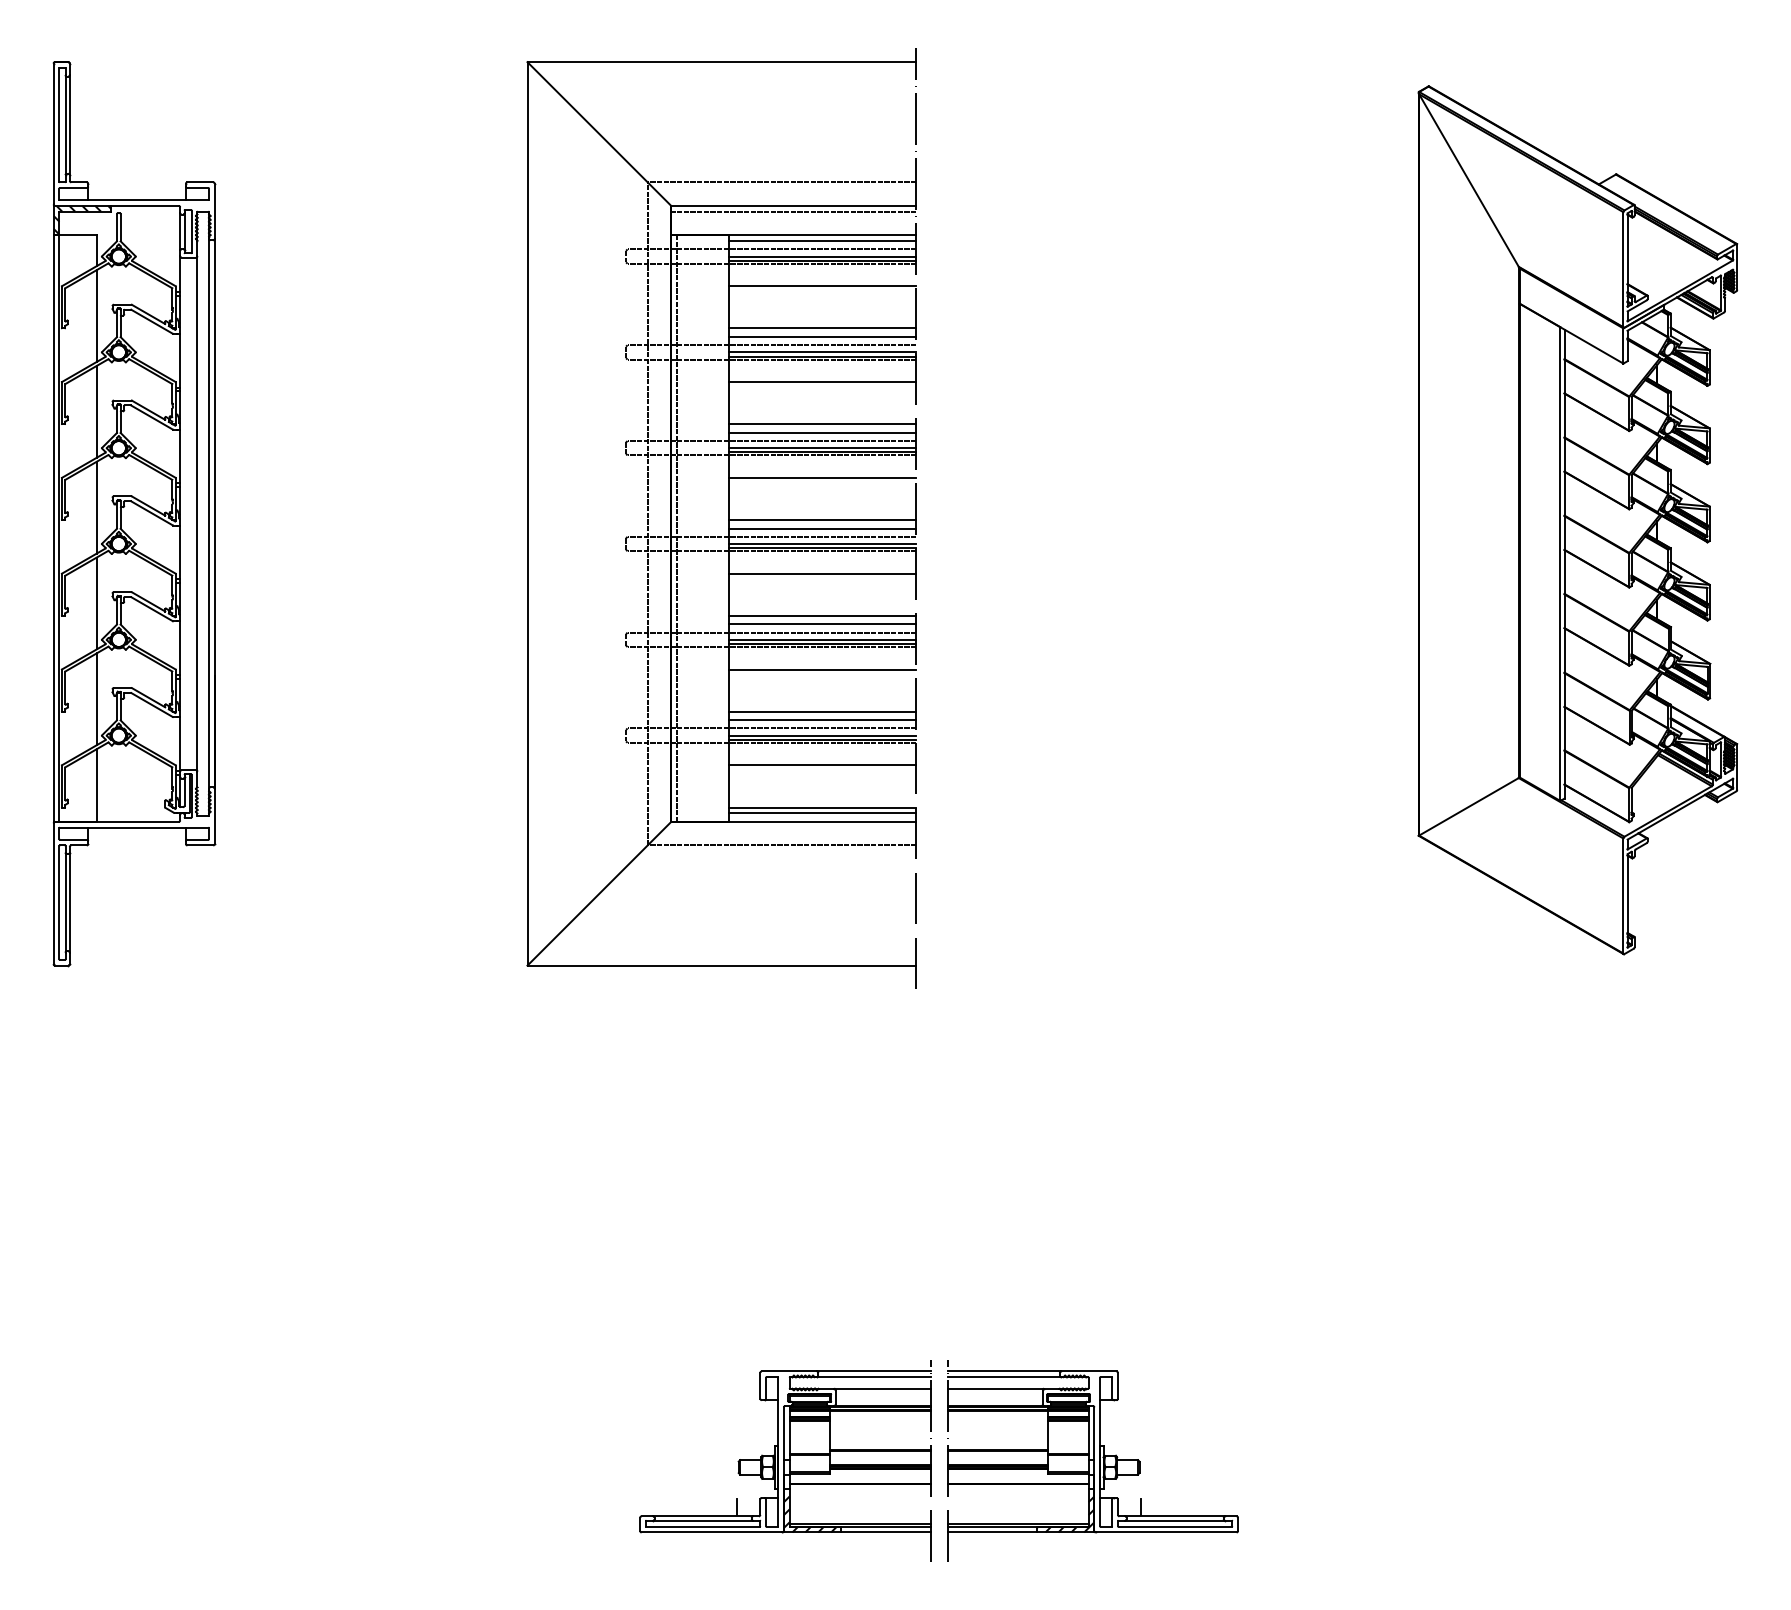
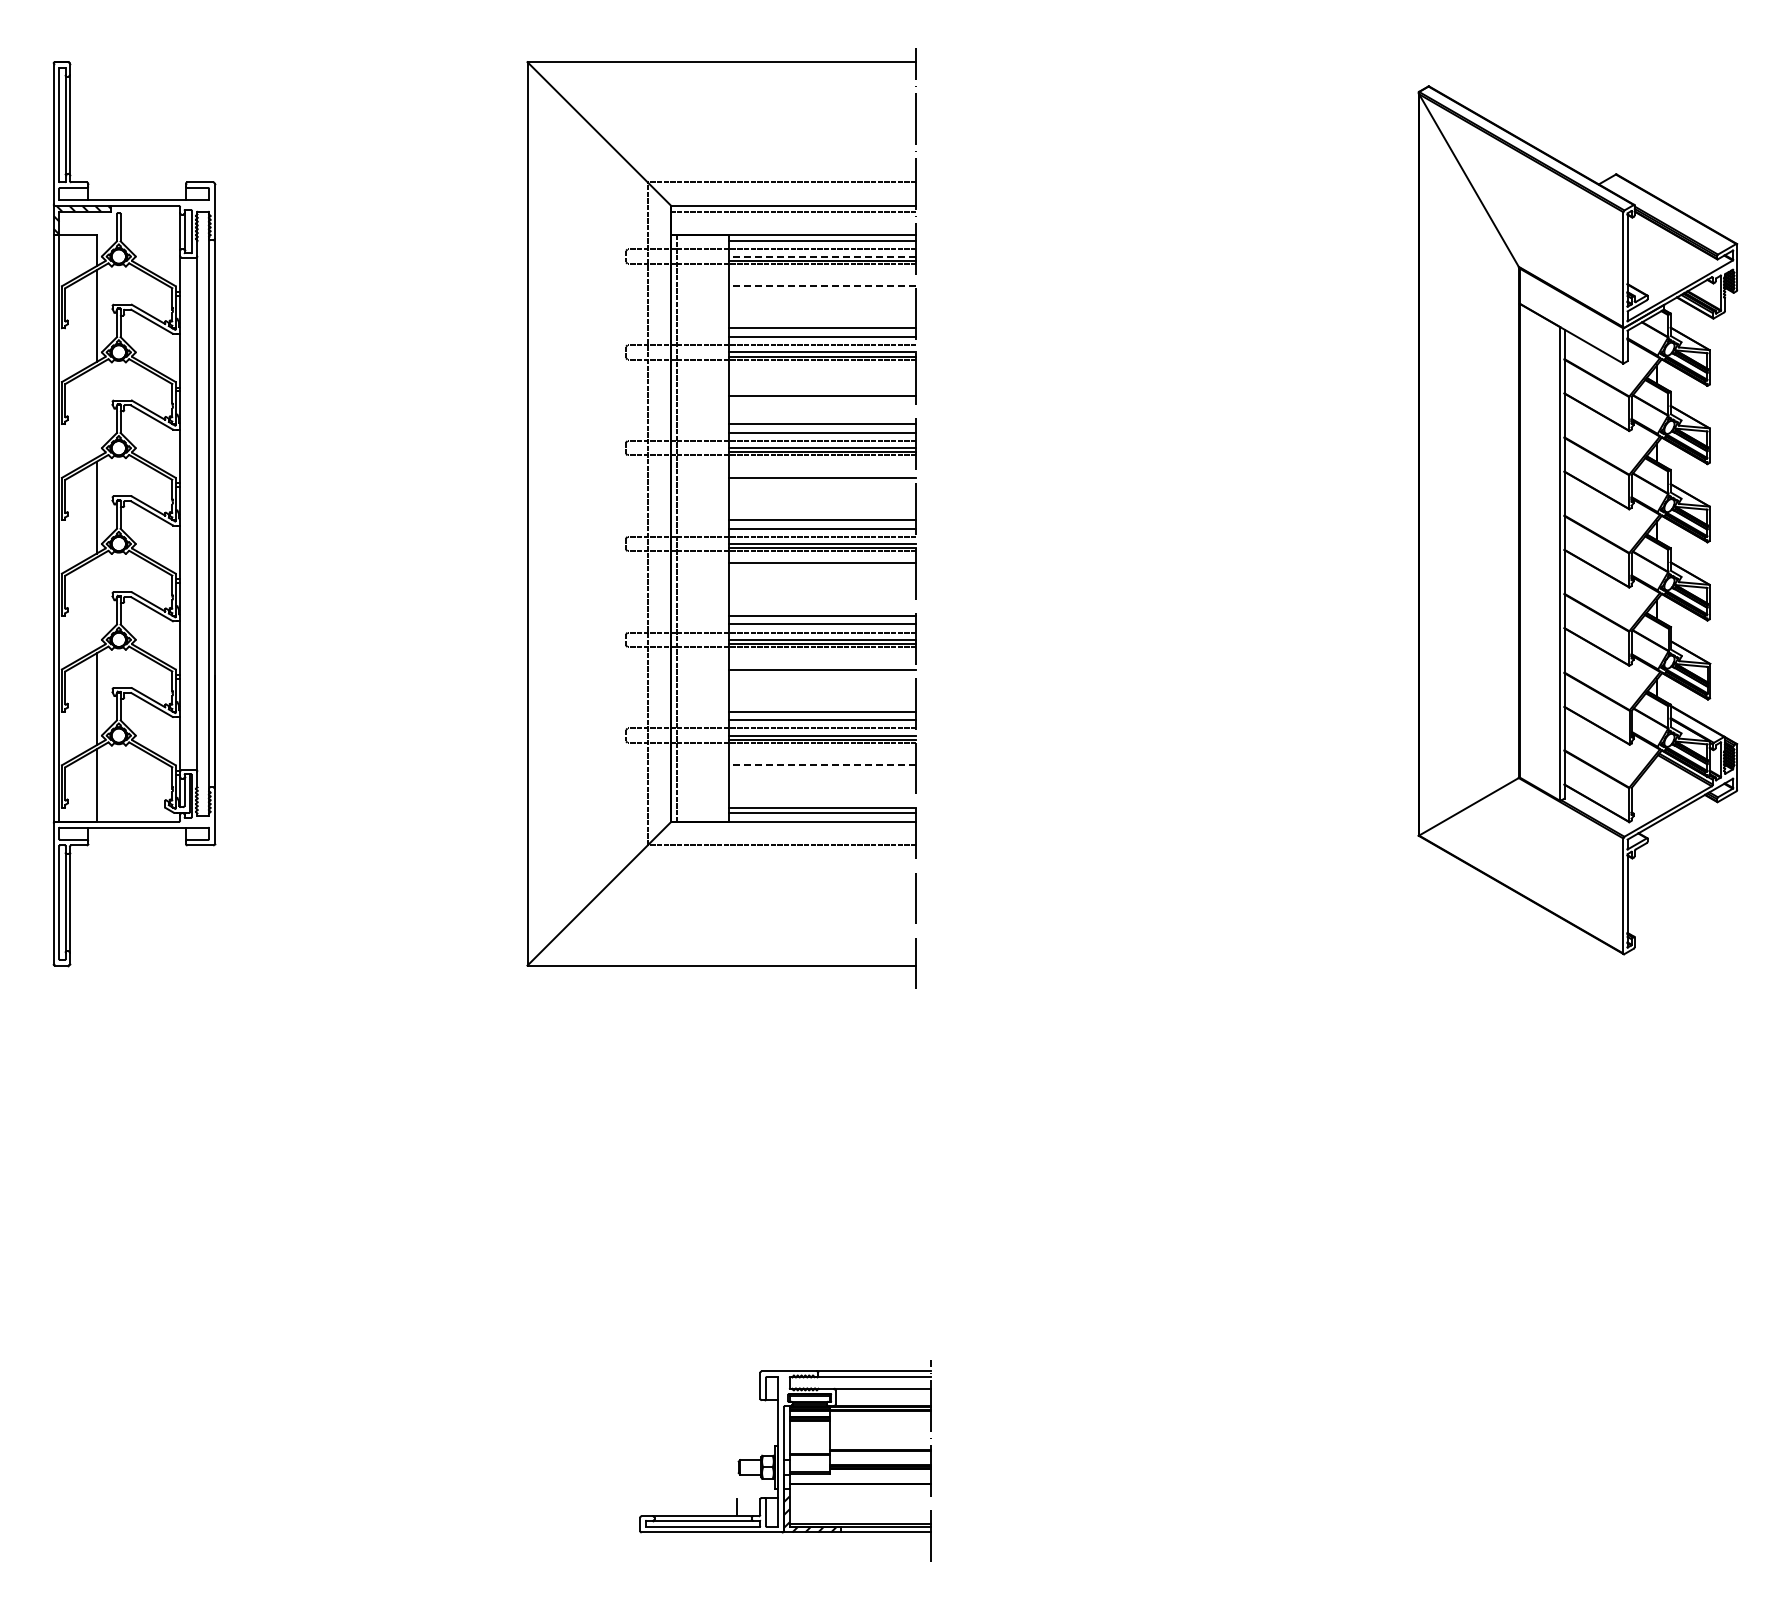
line: solid -> dashed (822, 256)
line: solid -> dashed (822, 286)
line position: (822, 382) -> (822, 396) (822, 396)
line: present -> none (96, 411)
line position: (822, 573) -> (822, 562) (822, 562)
line: present -> none (96, 603)
line: solid -> dashed (822, 765)
part: present -> none (1092, 1460)
